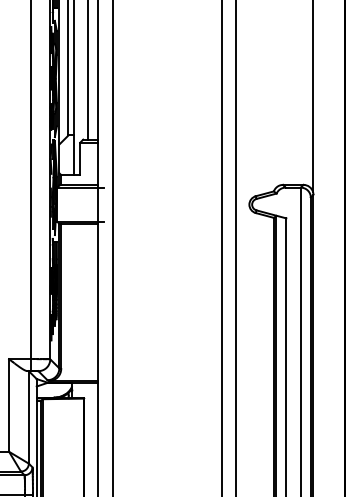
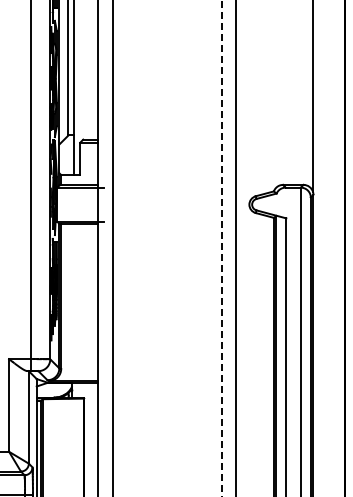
line: present -> none (88, 70)
line: solid -> dashed (221, 248)
